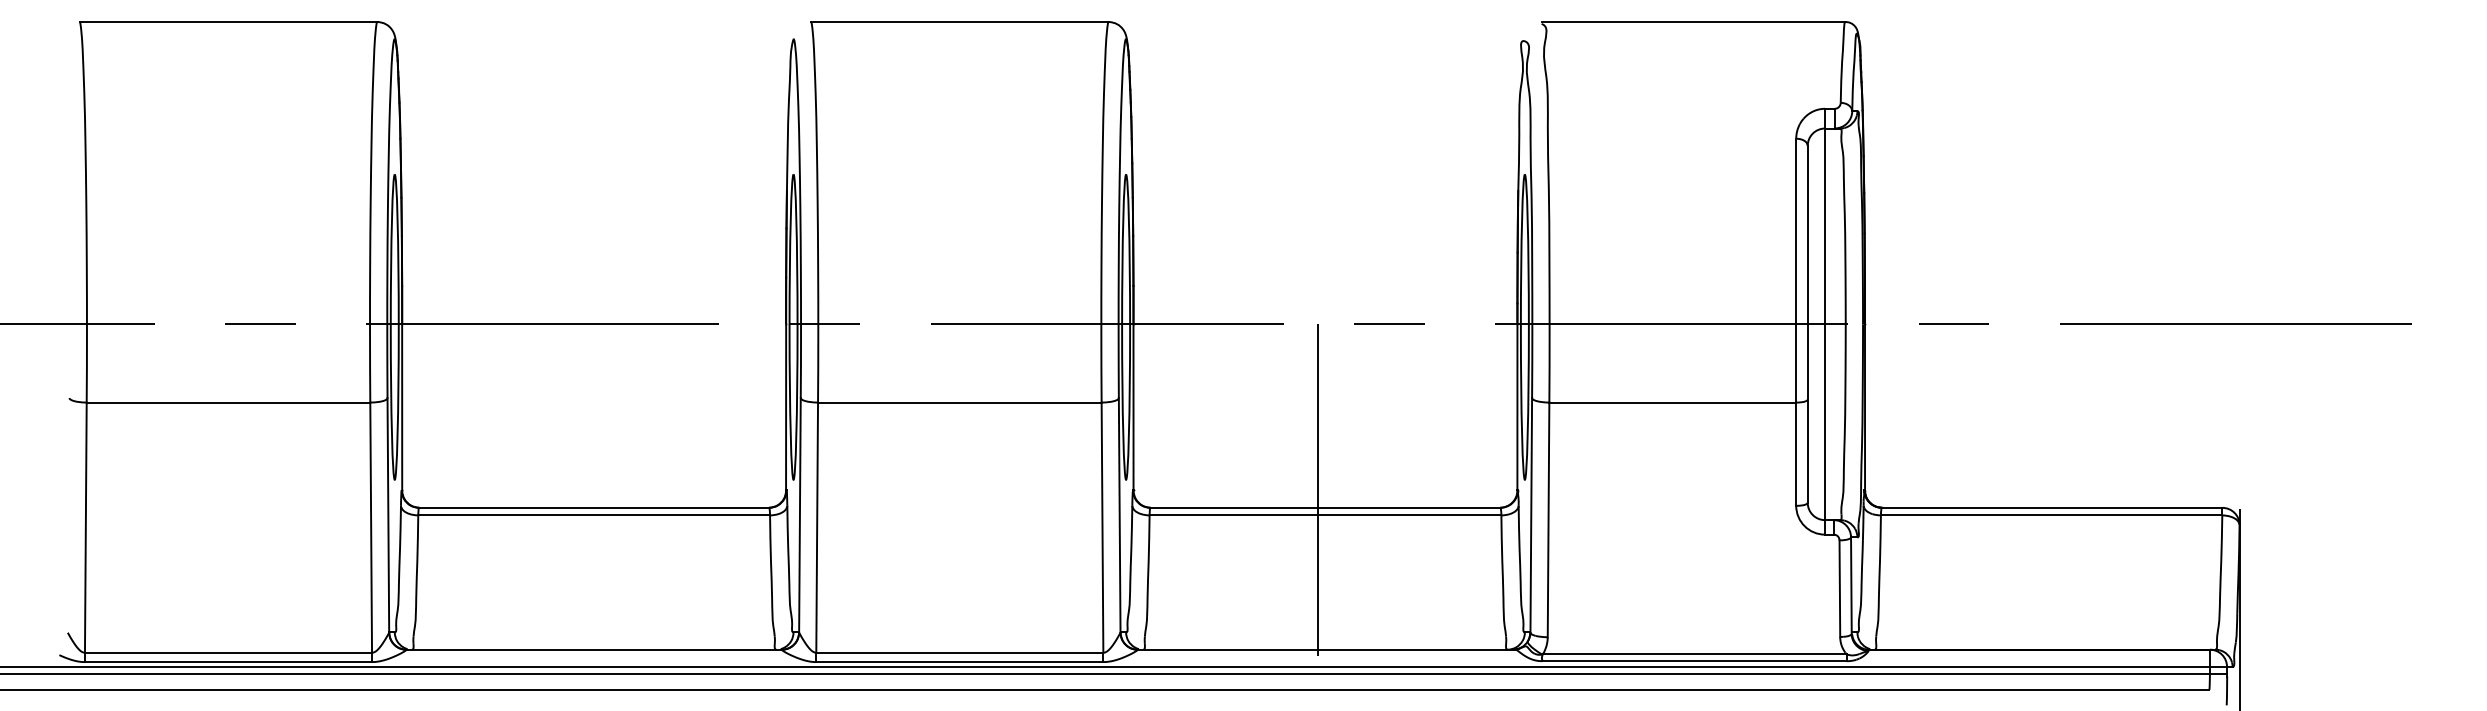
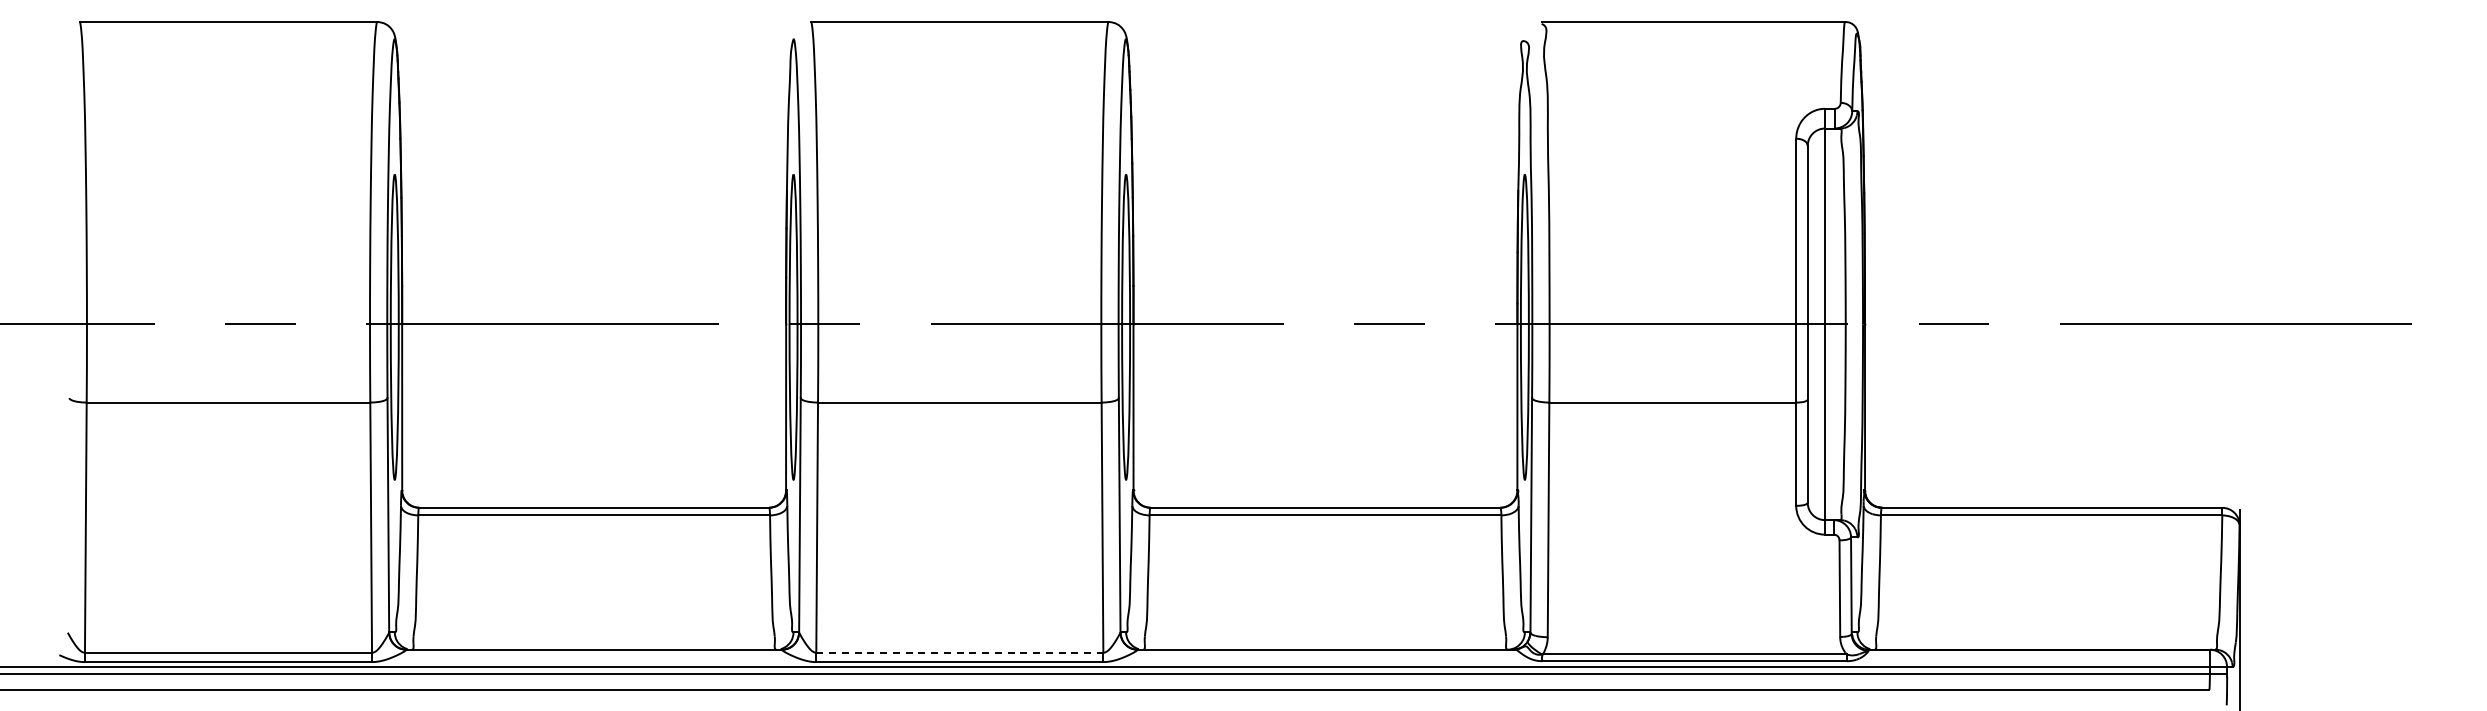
line: present -> none (1318, 489)
line: solid -> dashed (959, 652)
